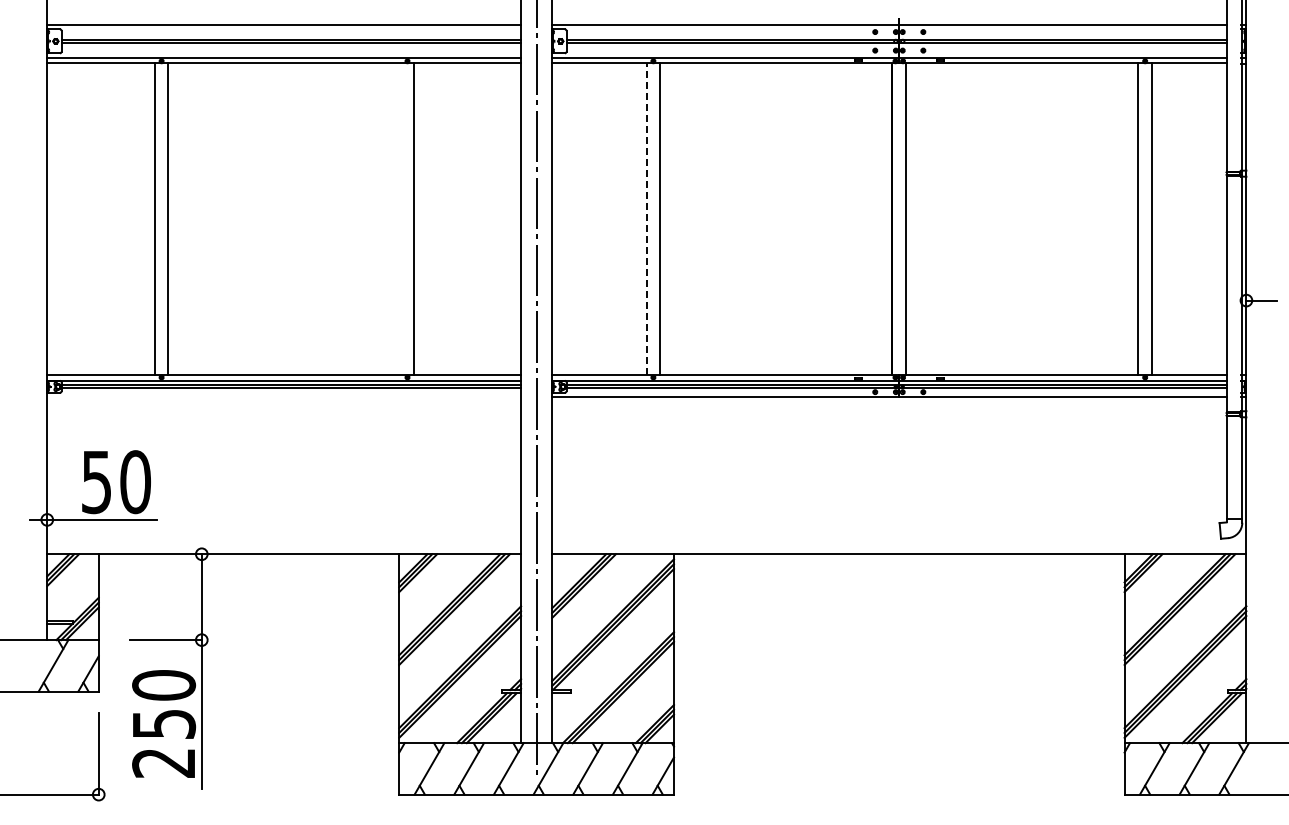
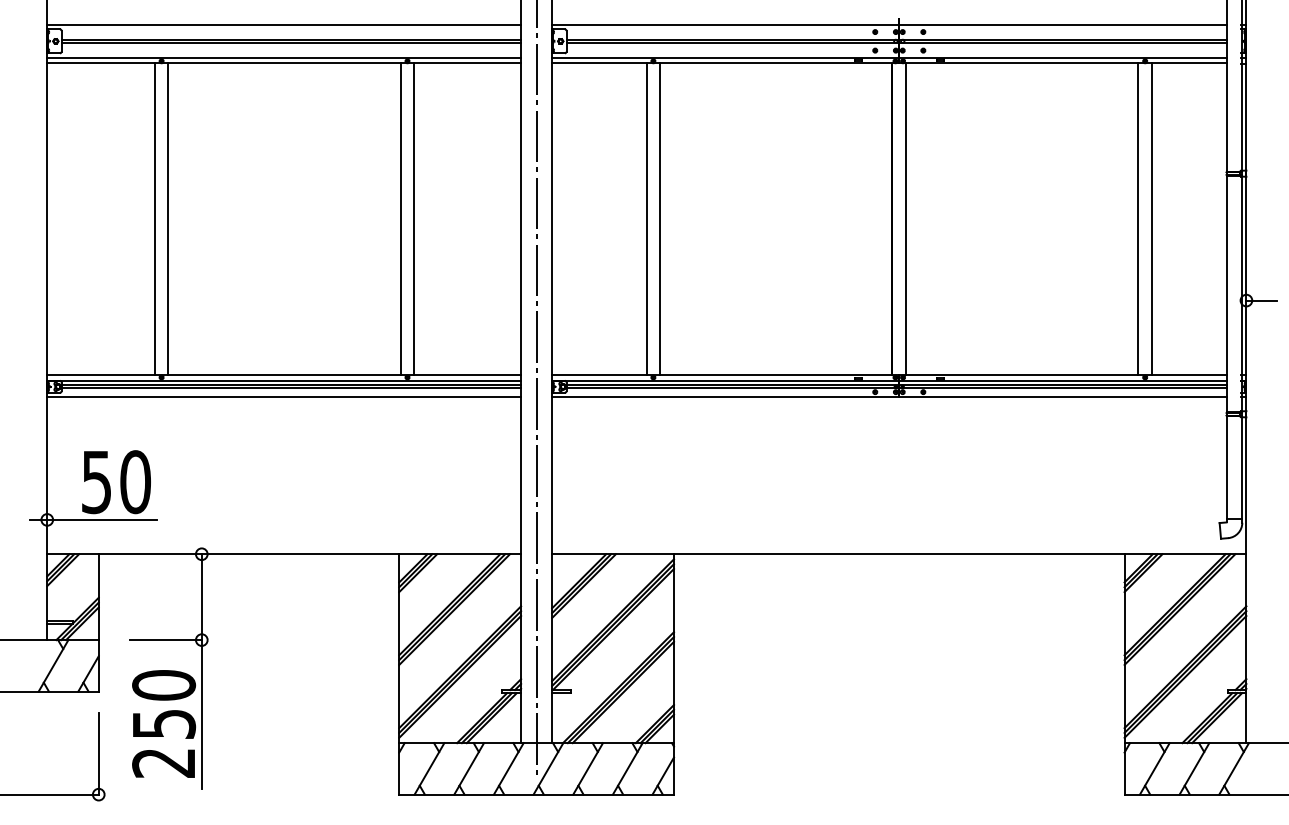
line: none -> present (400, 219)
line: dashed -> solid (646, 219)
line: none -> present (284, 397)
